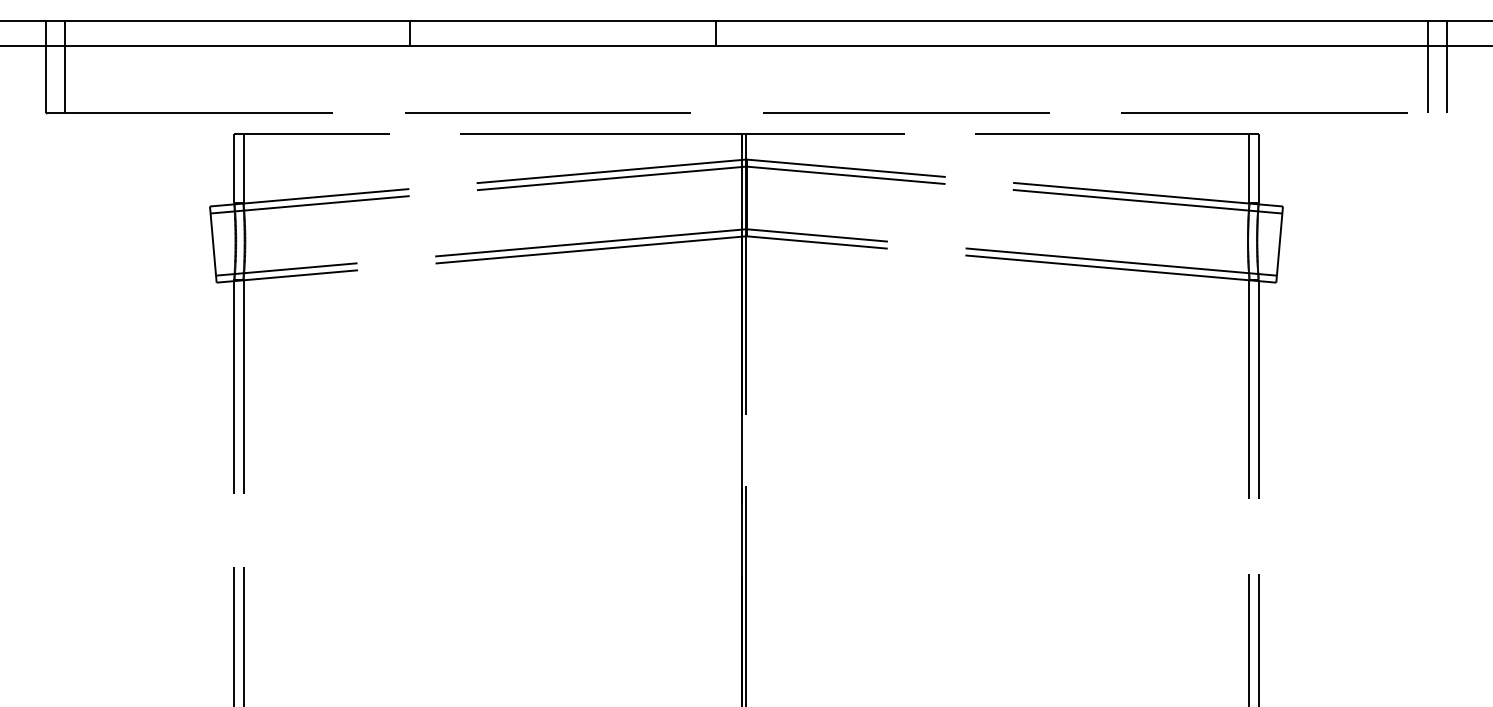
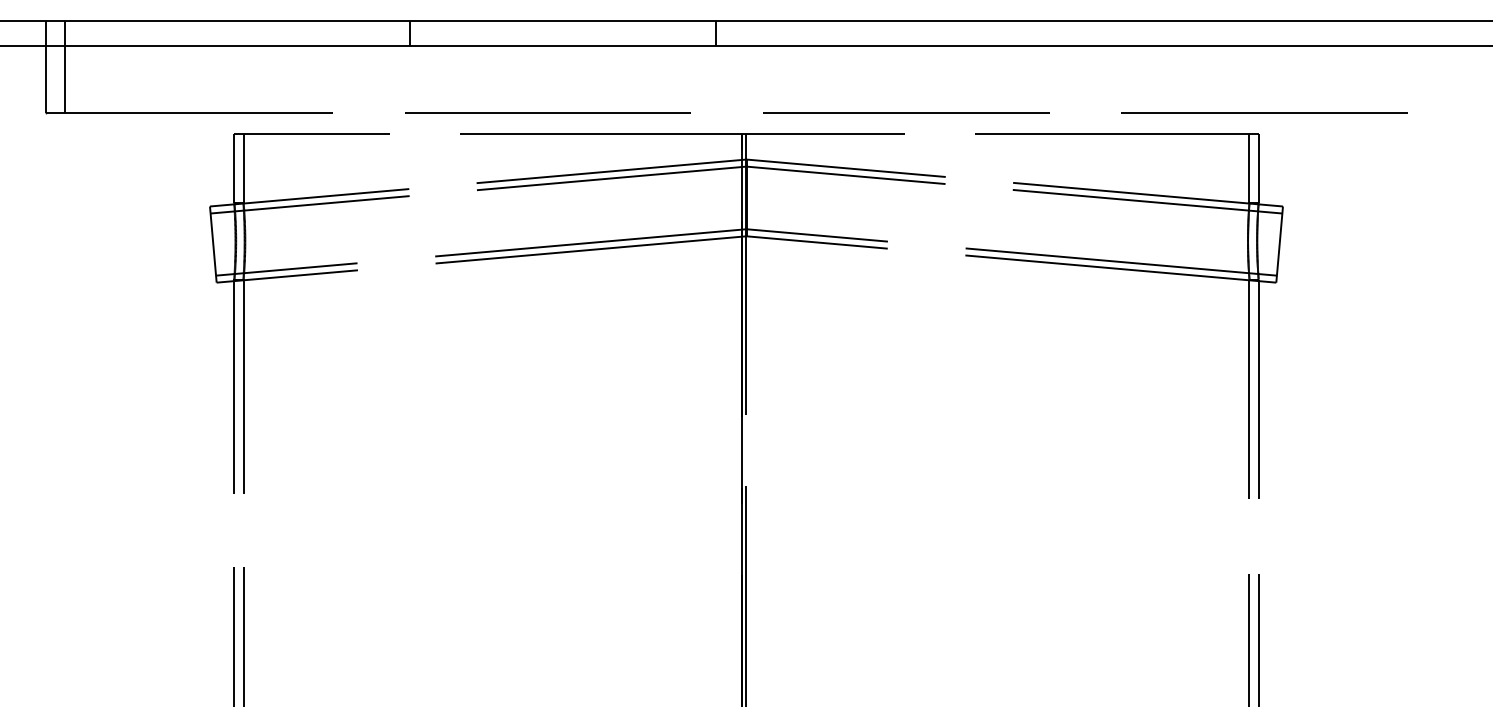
line: present -> none (1428, 66)
line: present -> none (1446, 66)
